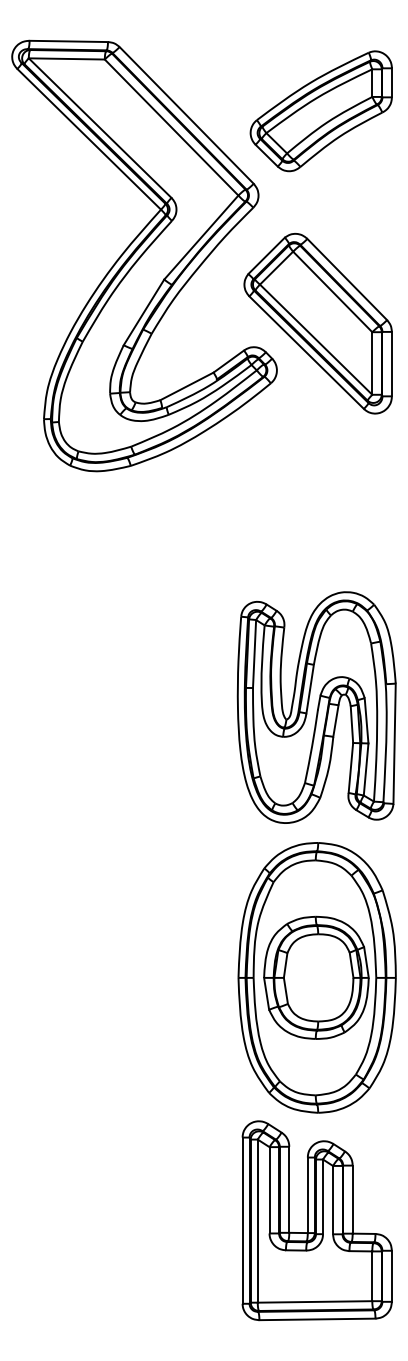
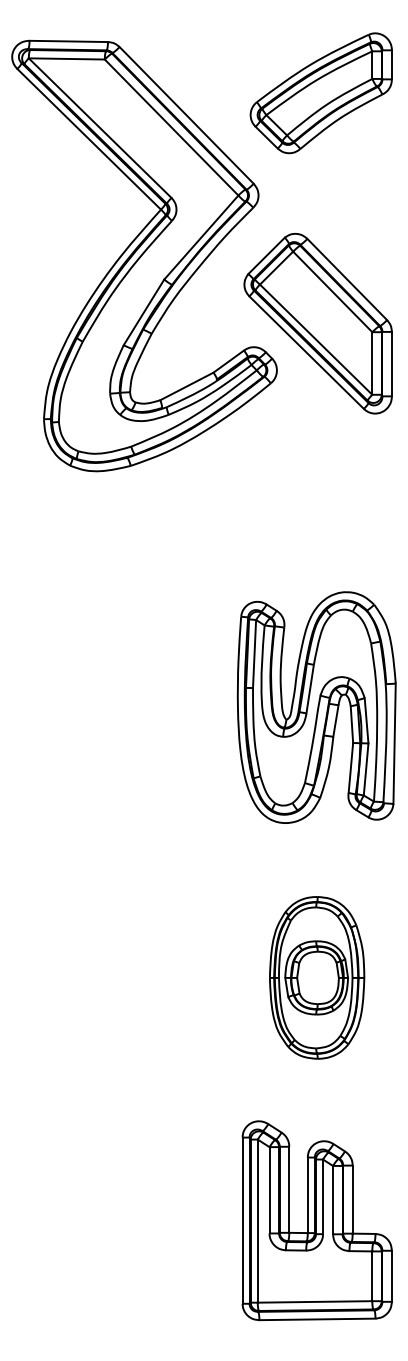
part position: (320, 111) -> (320, 93) (320, 93)
part size: 160x272 px -> 97x164 px (317, 977)
